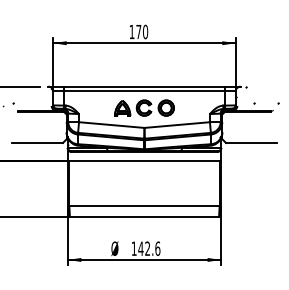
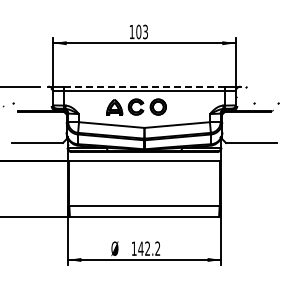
text: 170 -> 103 (142, 31)
line: solid -> dashed (144, 86)
part position: (144, 107) -> (136, 106) (136, 106)
text: 142.6 -> 142.2 (157, 248)
